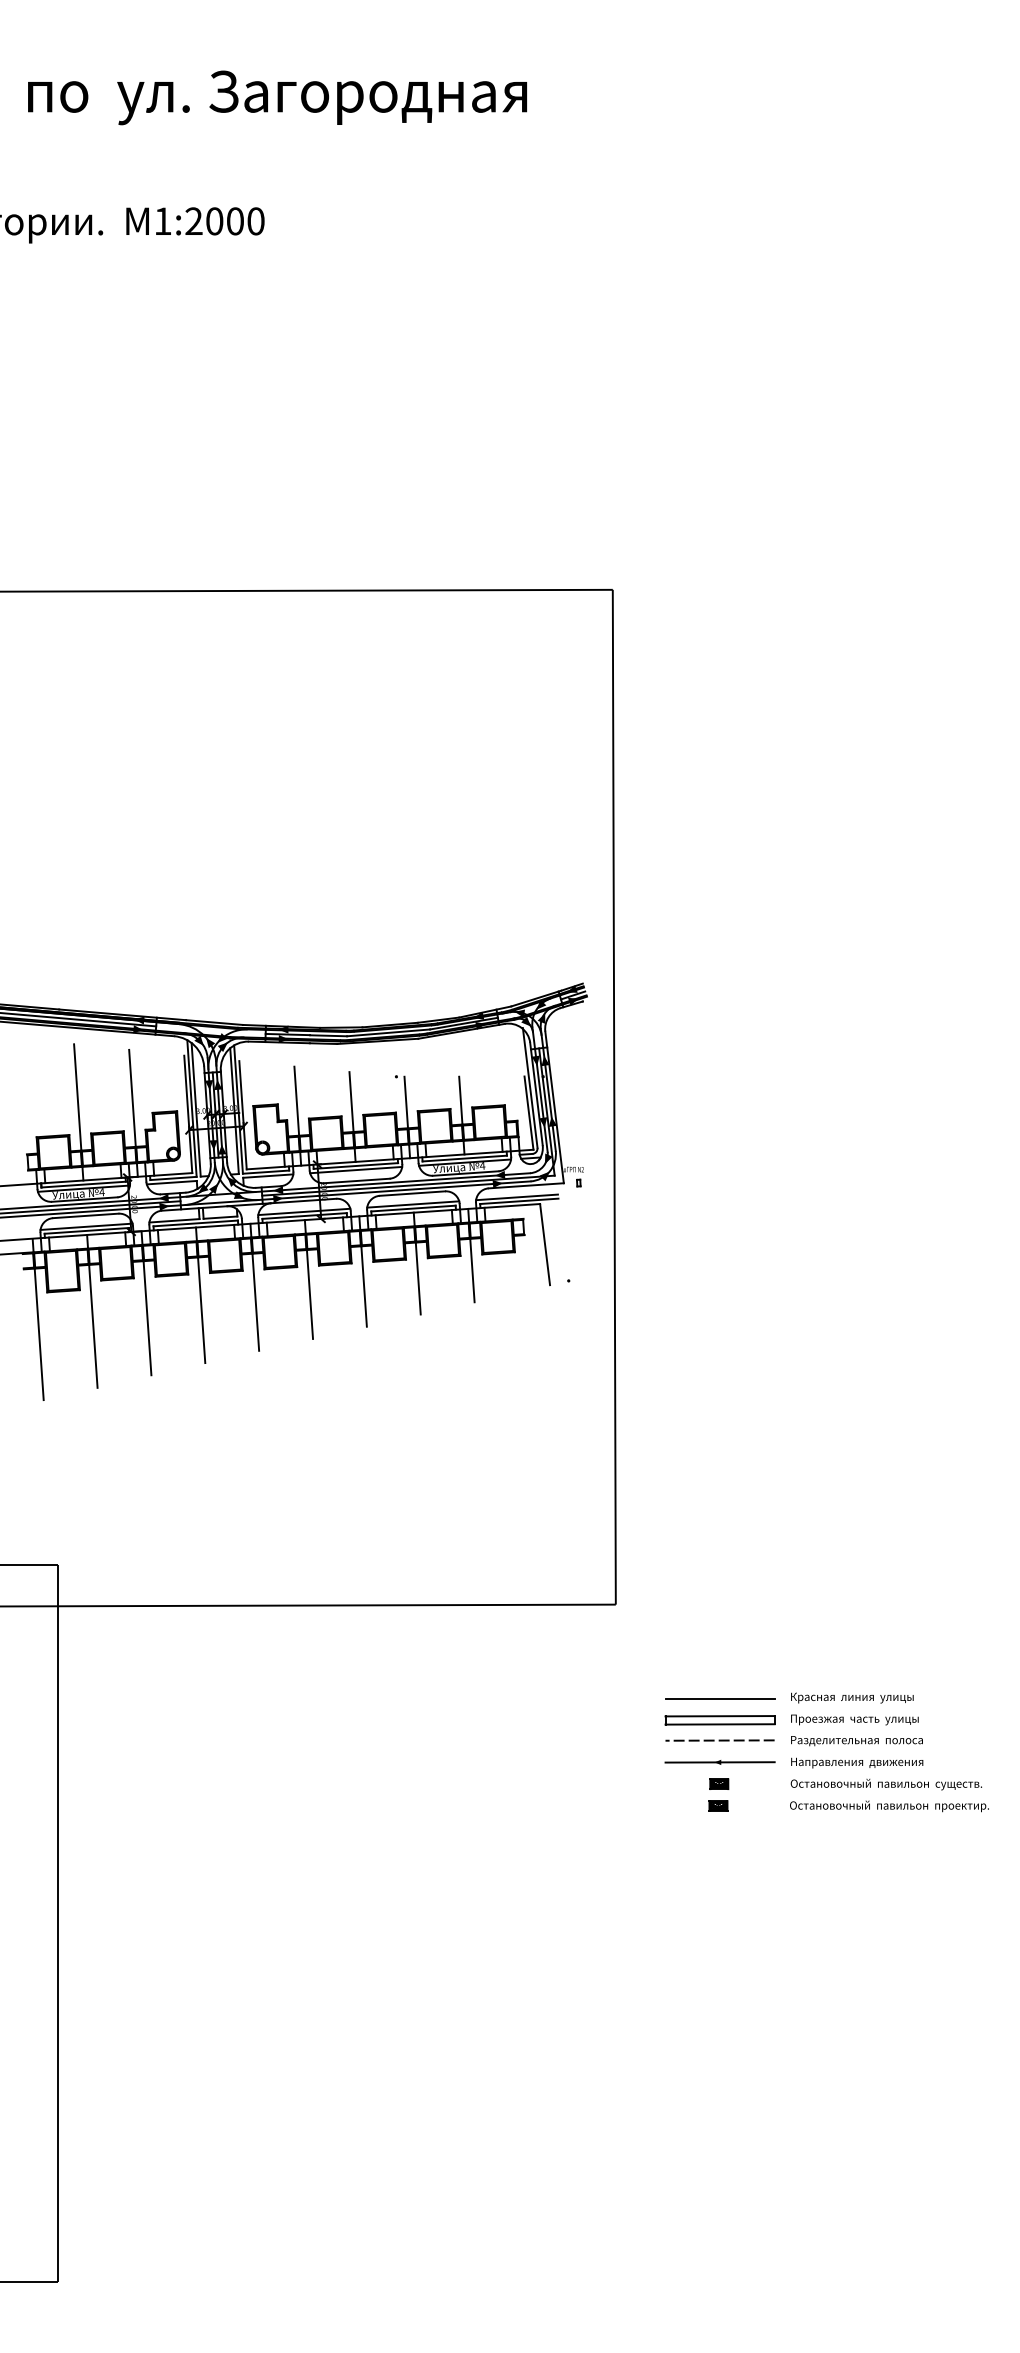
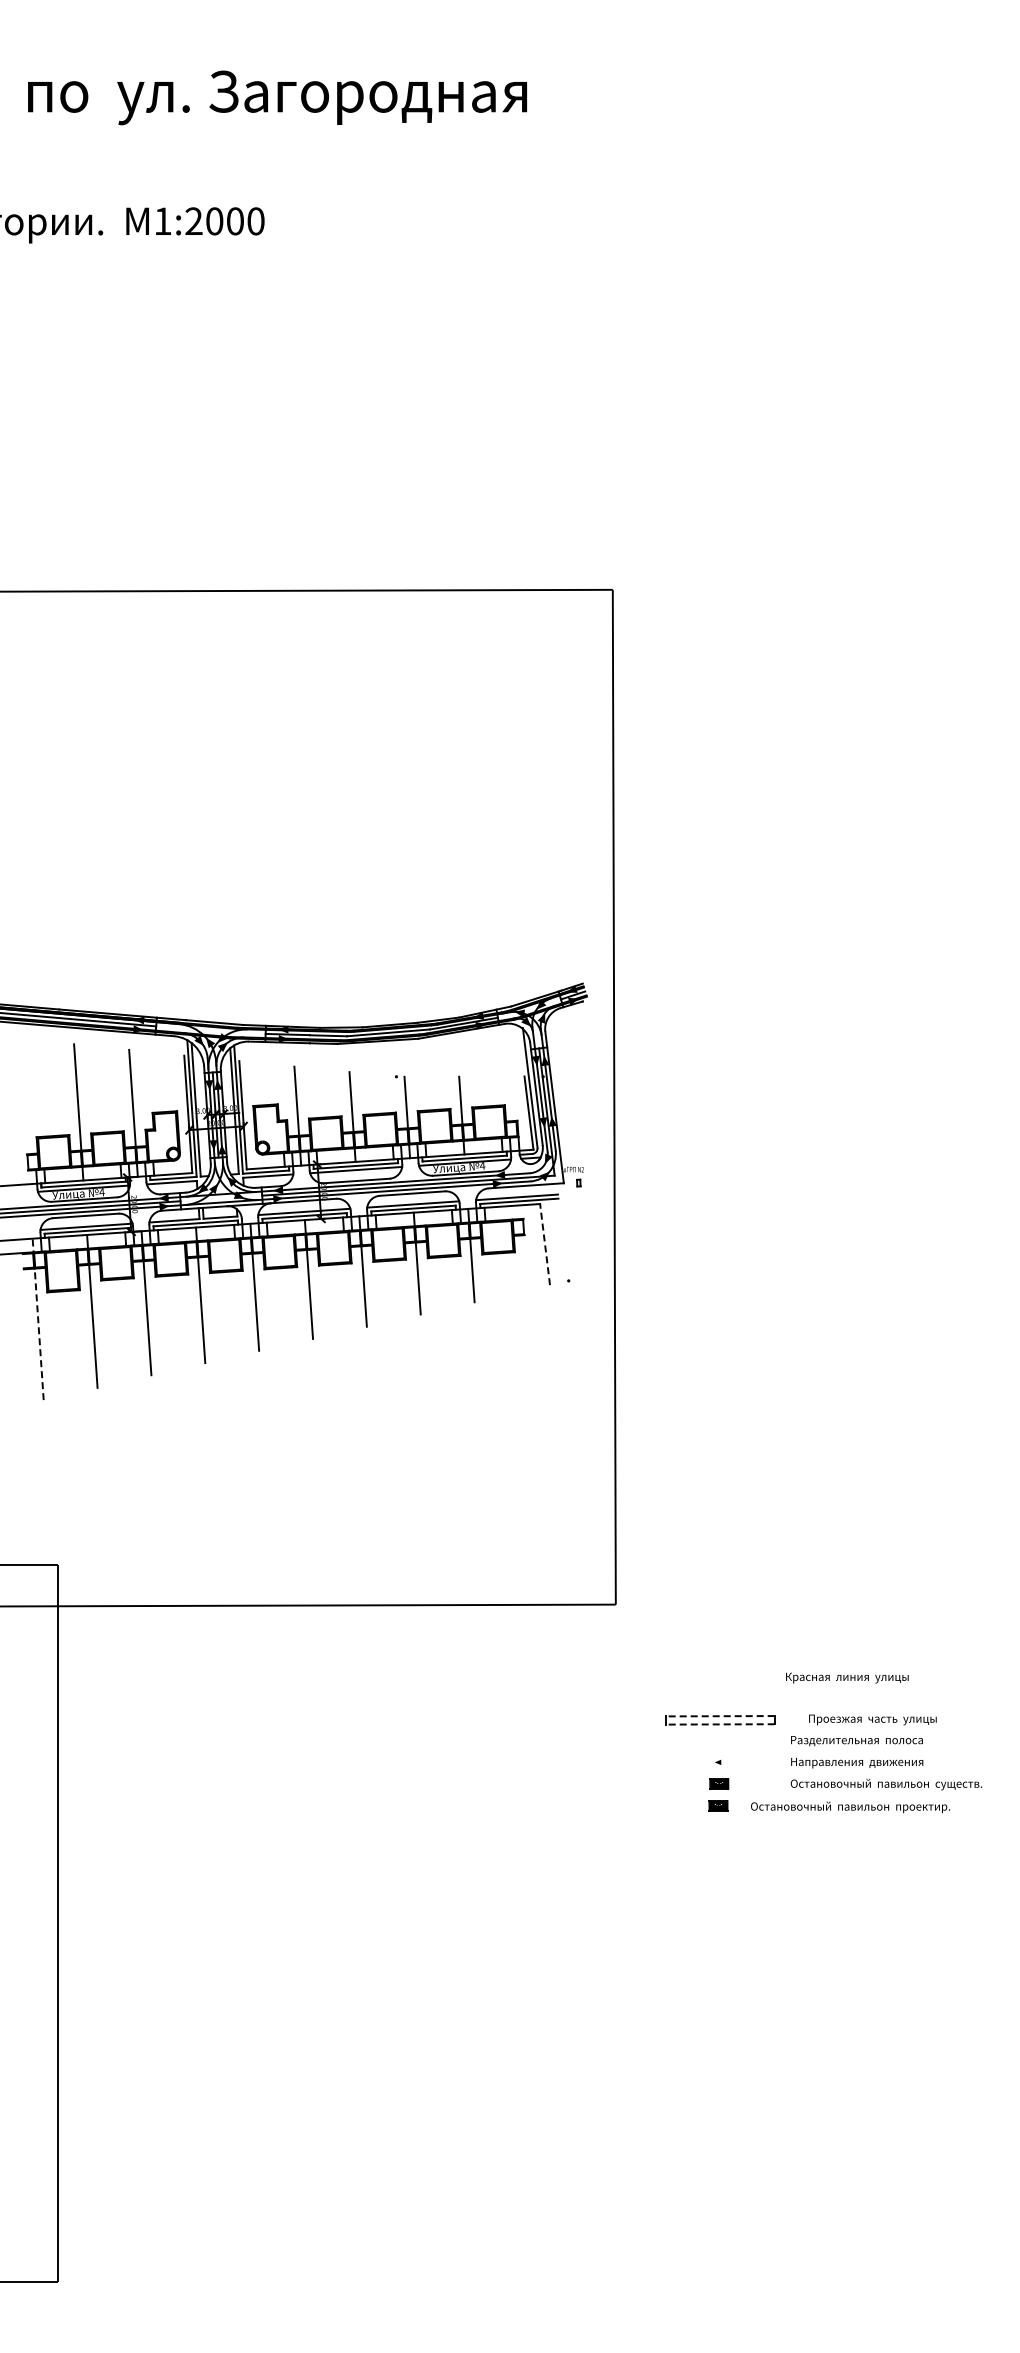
line: solid -> dashed (545, 1244)
line: solid -> dashed (38, 1319)
text position: (852, 1697) -> (847, 1677) (847, 1677)
line: present -> none (719, 1698)
line: solid -> dashed (720, 1716)
text position: (854, 1719) -> (872, 1719) (872, 1719)
line: solid -> dashed (720, 1724)
line: present -> none (719, 1740)
line: present -> none (719, 1762)
text position: (889, 1806) -> (850, 1807) (850, 1807)
